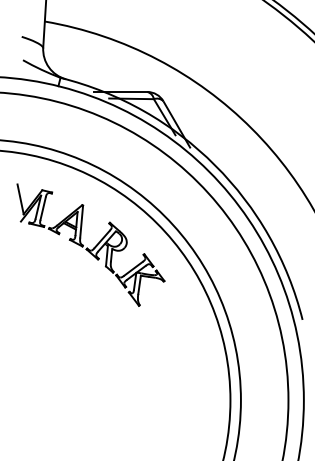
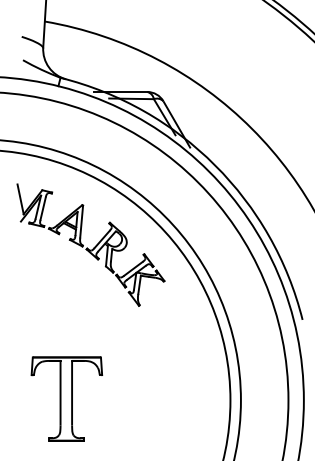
part: none -> present (66, 398)
